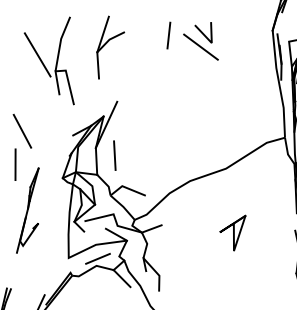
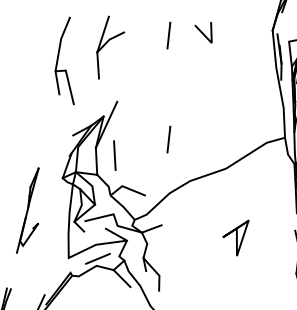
line: present -> none (200, 46)
line: present -> none (37, 54)
line: present -> none (22, 130)
line: none -> present (168, 139)
line: present -> none (15, 164)
part position: (232, 232) -> (235, 237) (235, 237)
